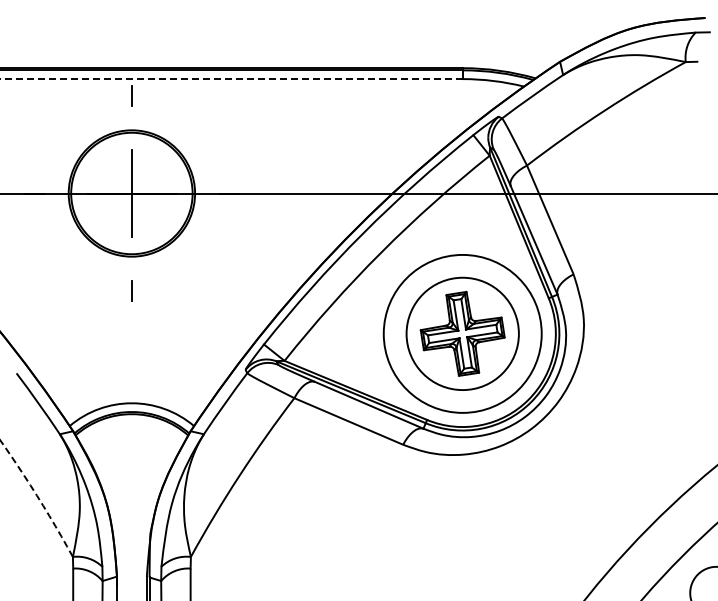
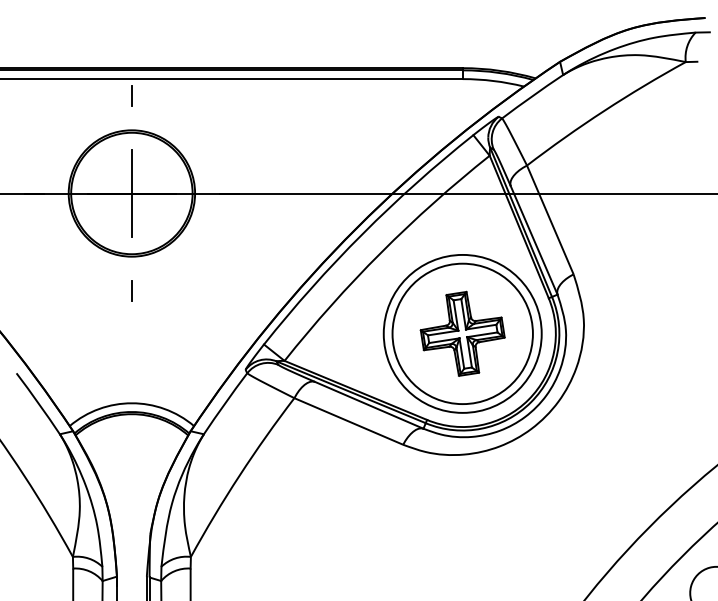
line: dashed -> solid (231, 79)
circle diameter: 112 px -> 140 px (462, 333)
arc: dashed -> solid (37, 497)
